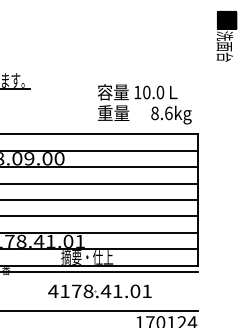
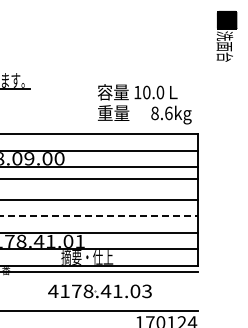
line position: (99, 183) -> (99, 178) (99, 178)
line: solid -> dashed (98, 216)
text: 4178.41.01 -> 4178.41.03 (146, 291)
